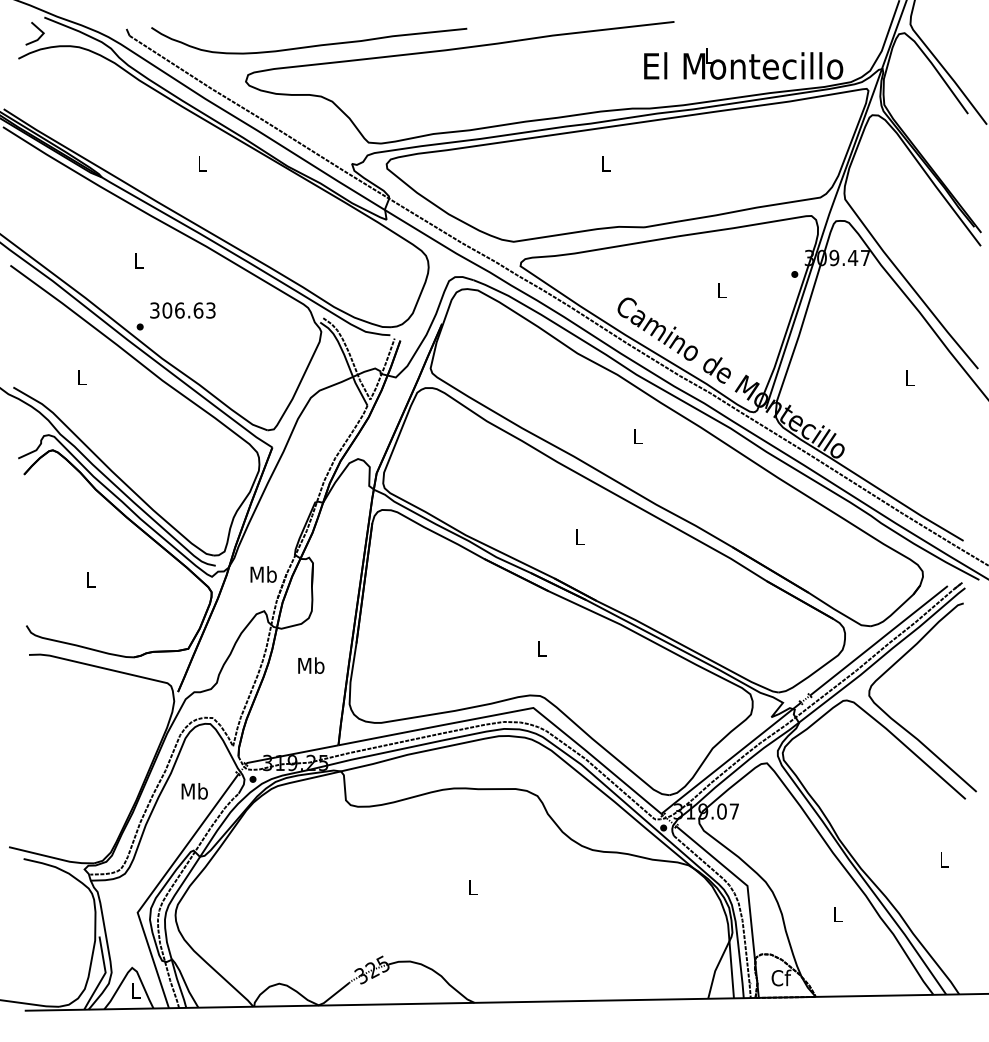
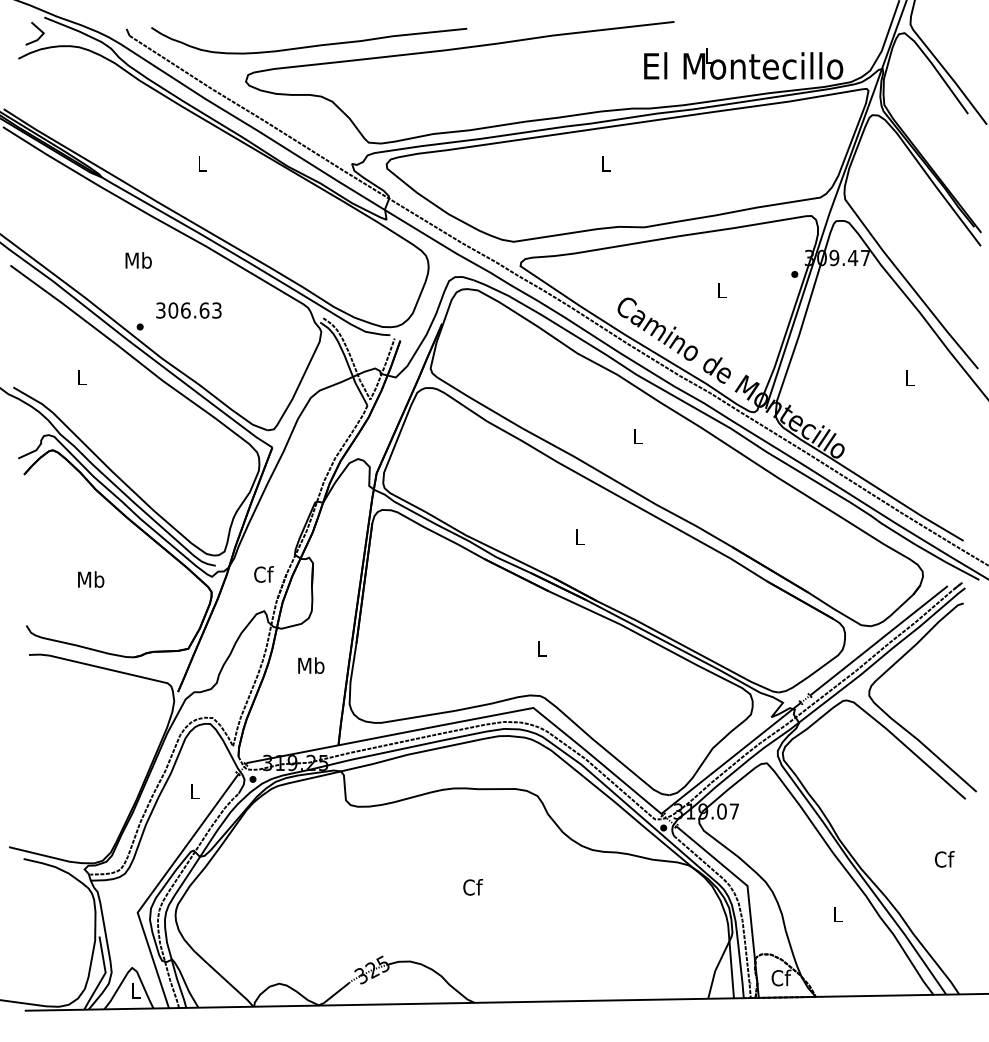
text: L -> Mb (138, 260)
text position: (182, 310) -> (188, 310) (188, 310)
text: Mb -> Cf (263, 574)
text: L -> Mb (91, 579)
text: Mb -> L (194, 791)
text: L -> Cf (944, 859)
text: L -> Cf (473, 887)
